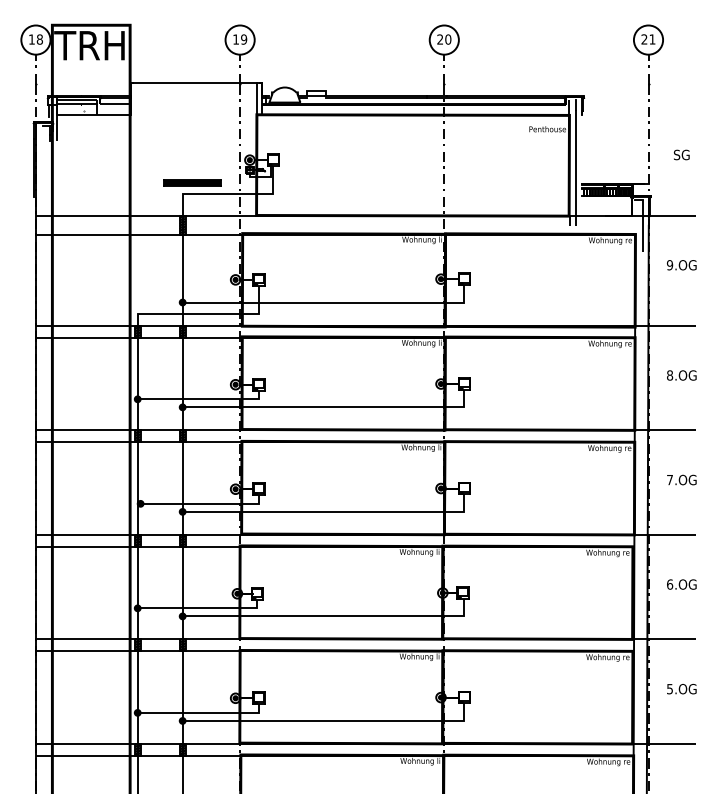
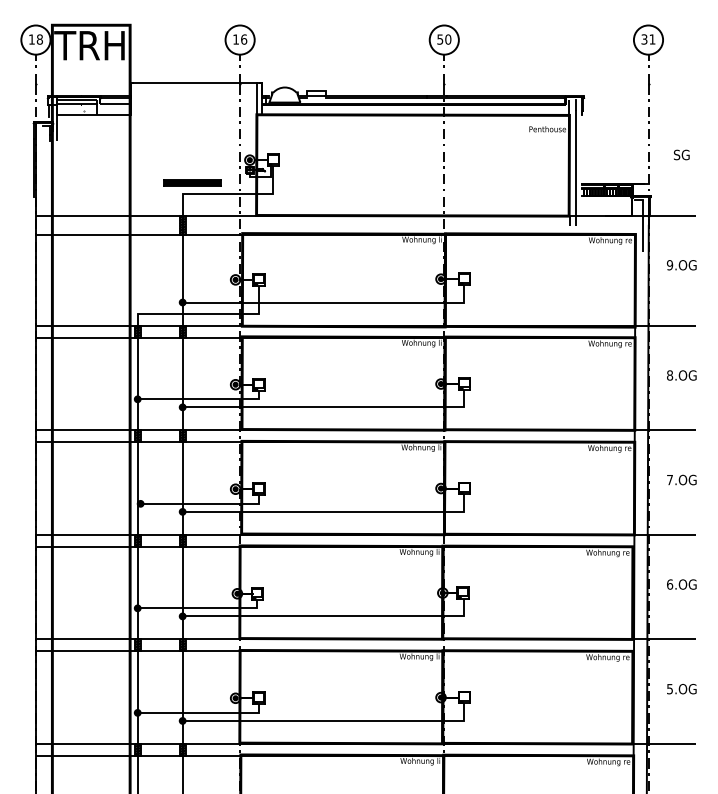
text: 19 -> 16 (244, 39)
text: 20 -> 50 (440, 39)
text: 21 -> 31 (644, 39)
